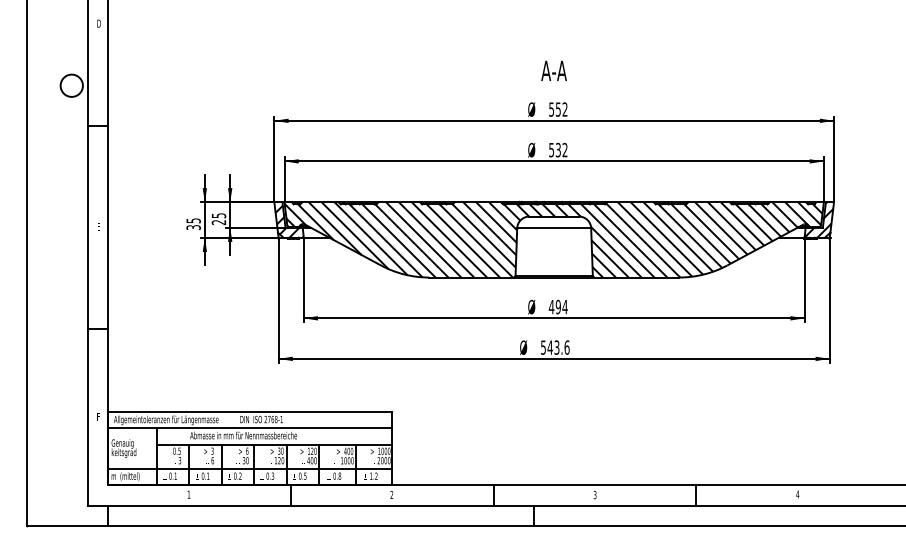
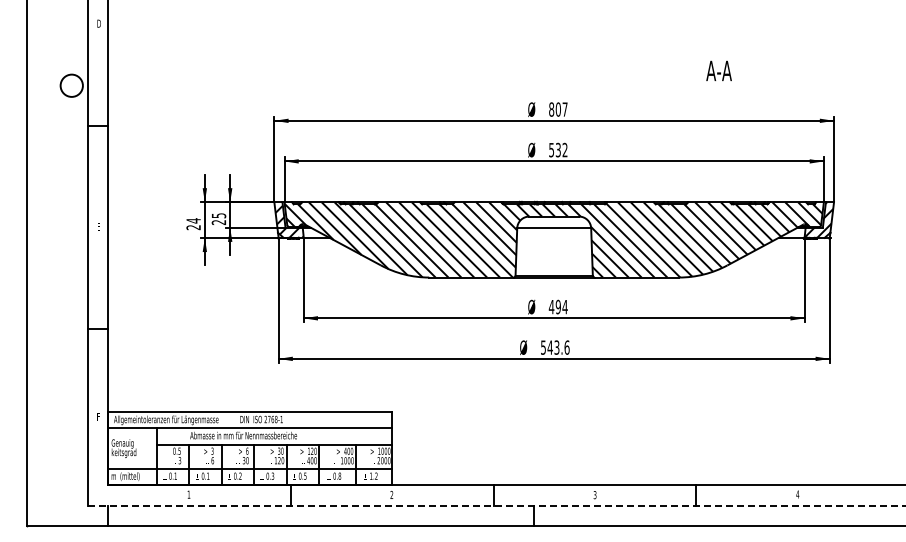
text position: (553, 70) -> (718, 70) (718, 70)
text: 552 -> 807 (558, 109)
text: 35 -> 24 (193, 224)
line: solid -> dashed (496, 505)
